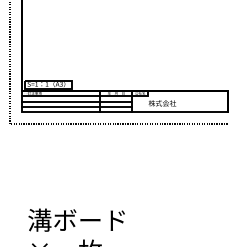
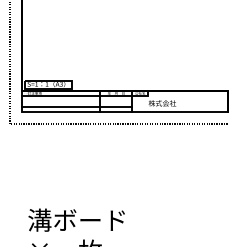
line: present -> none (76, 101)
